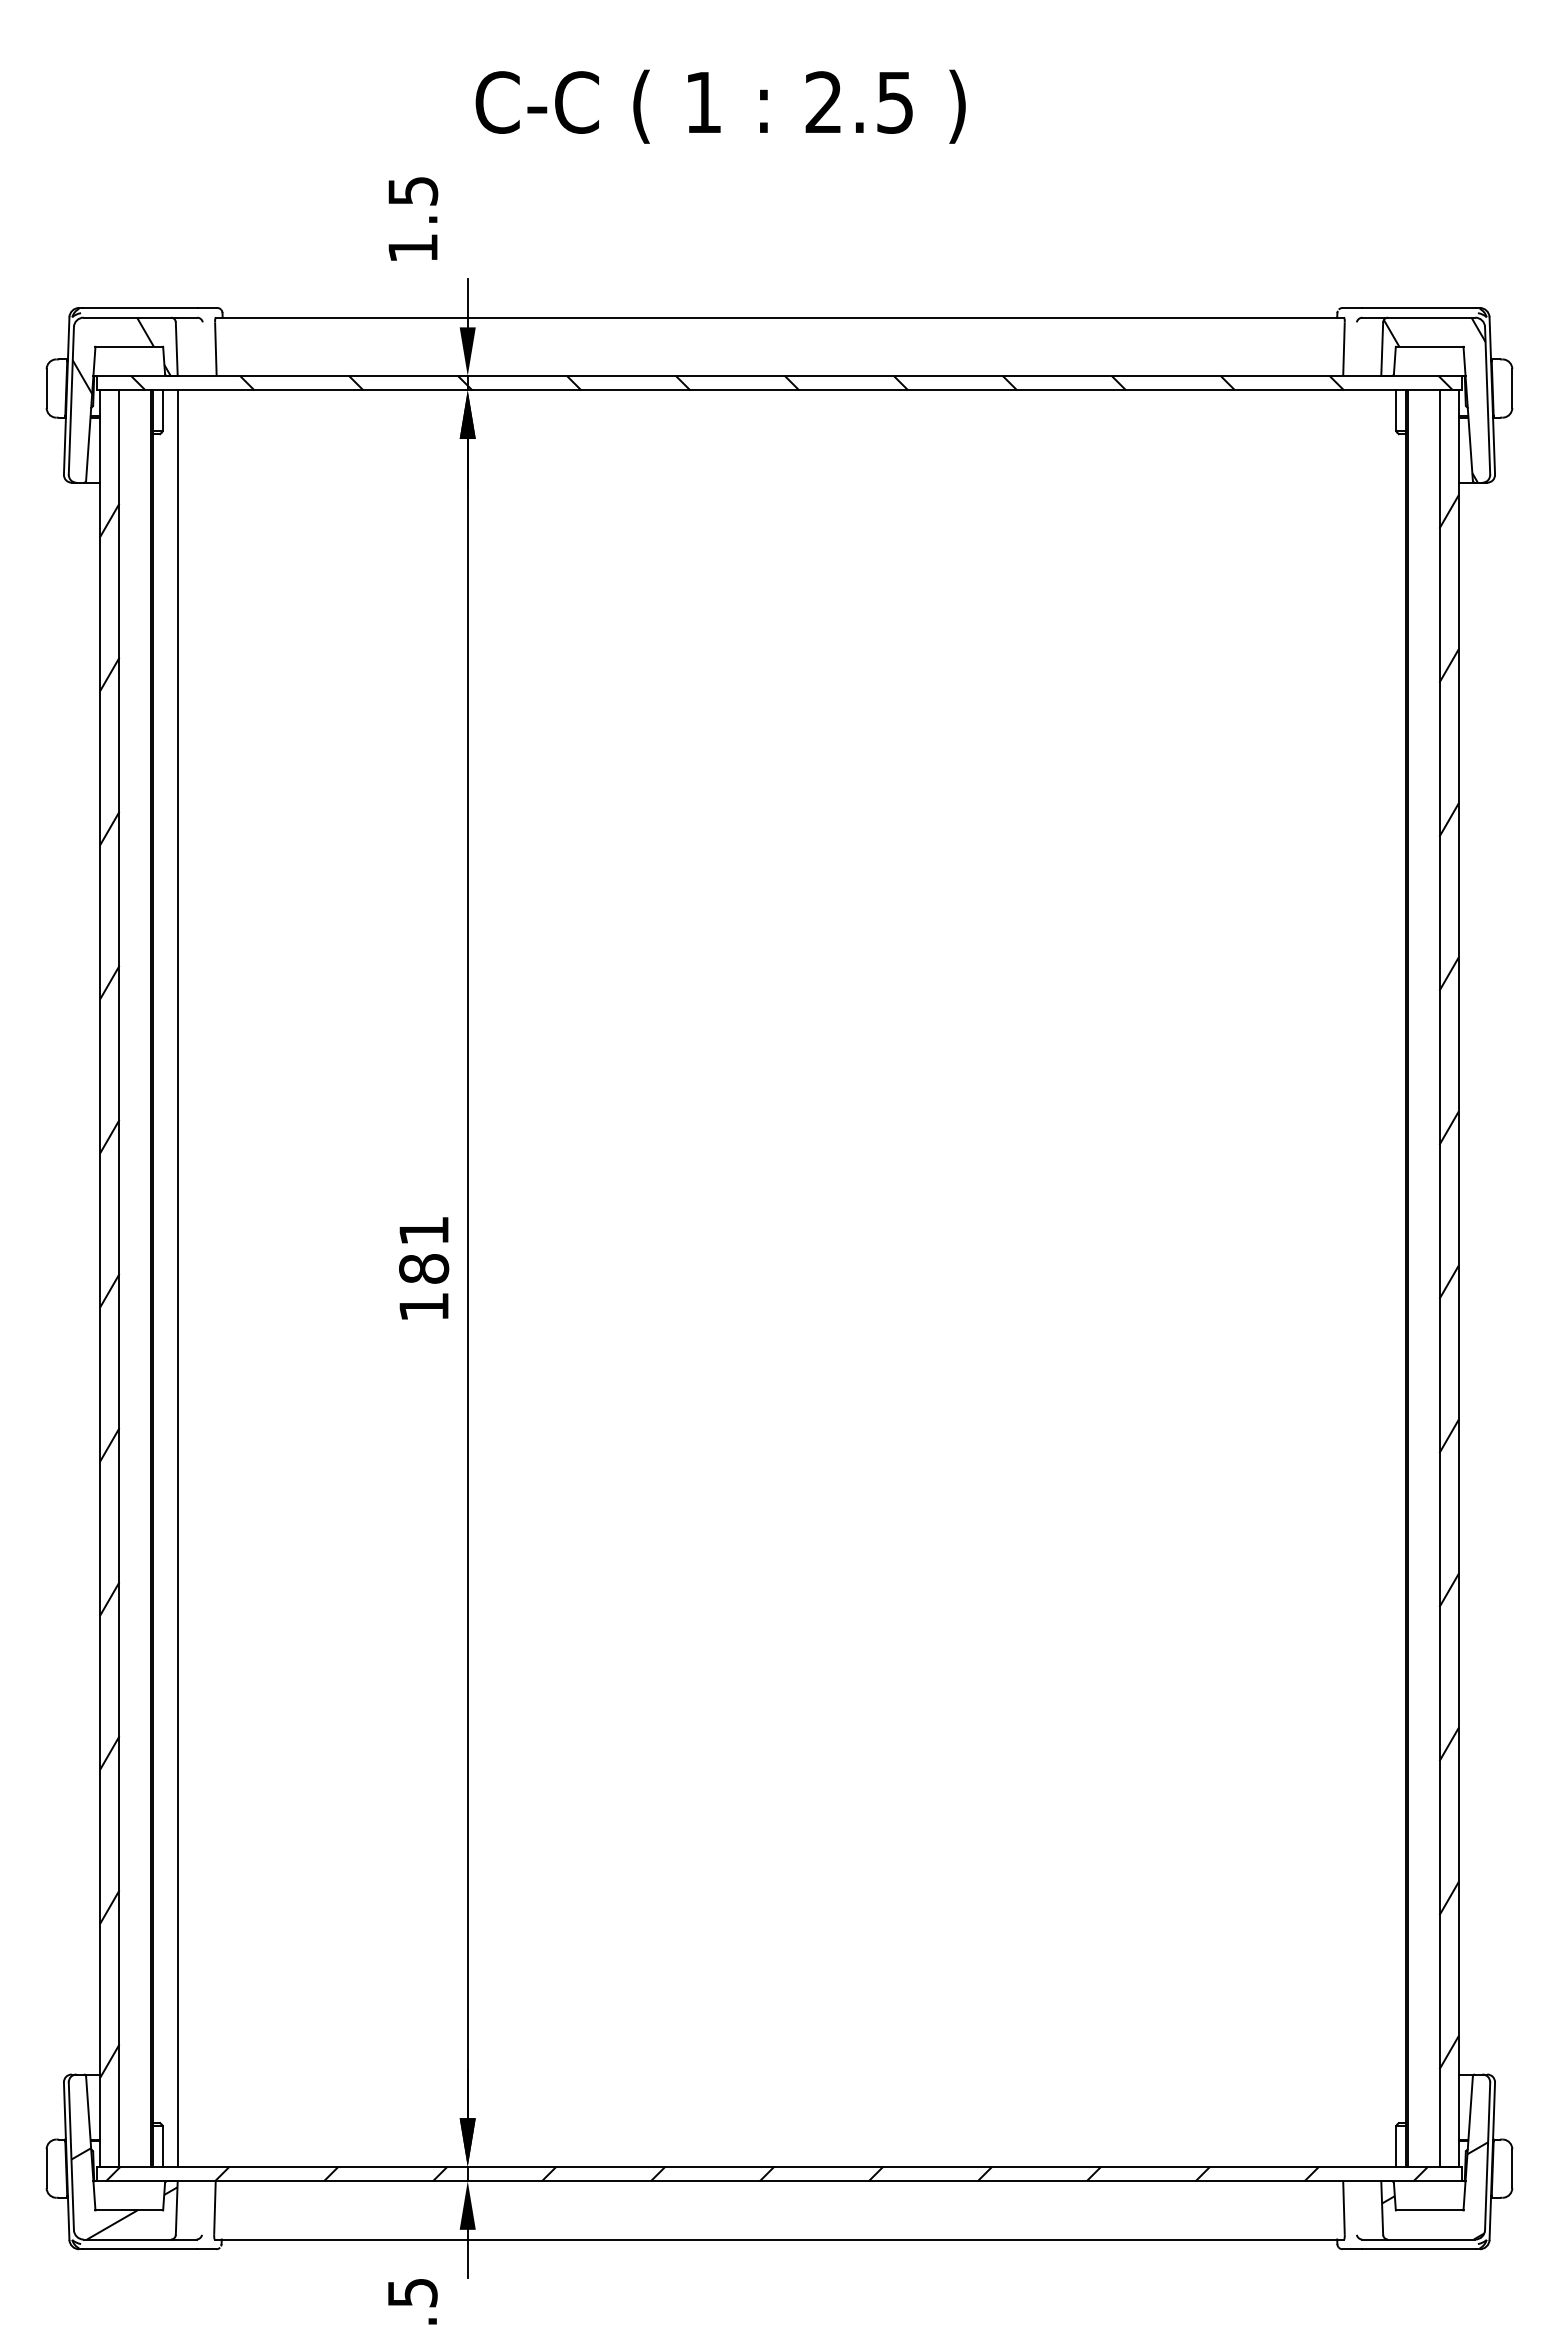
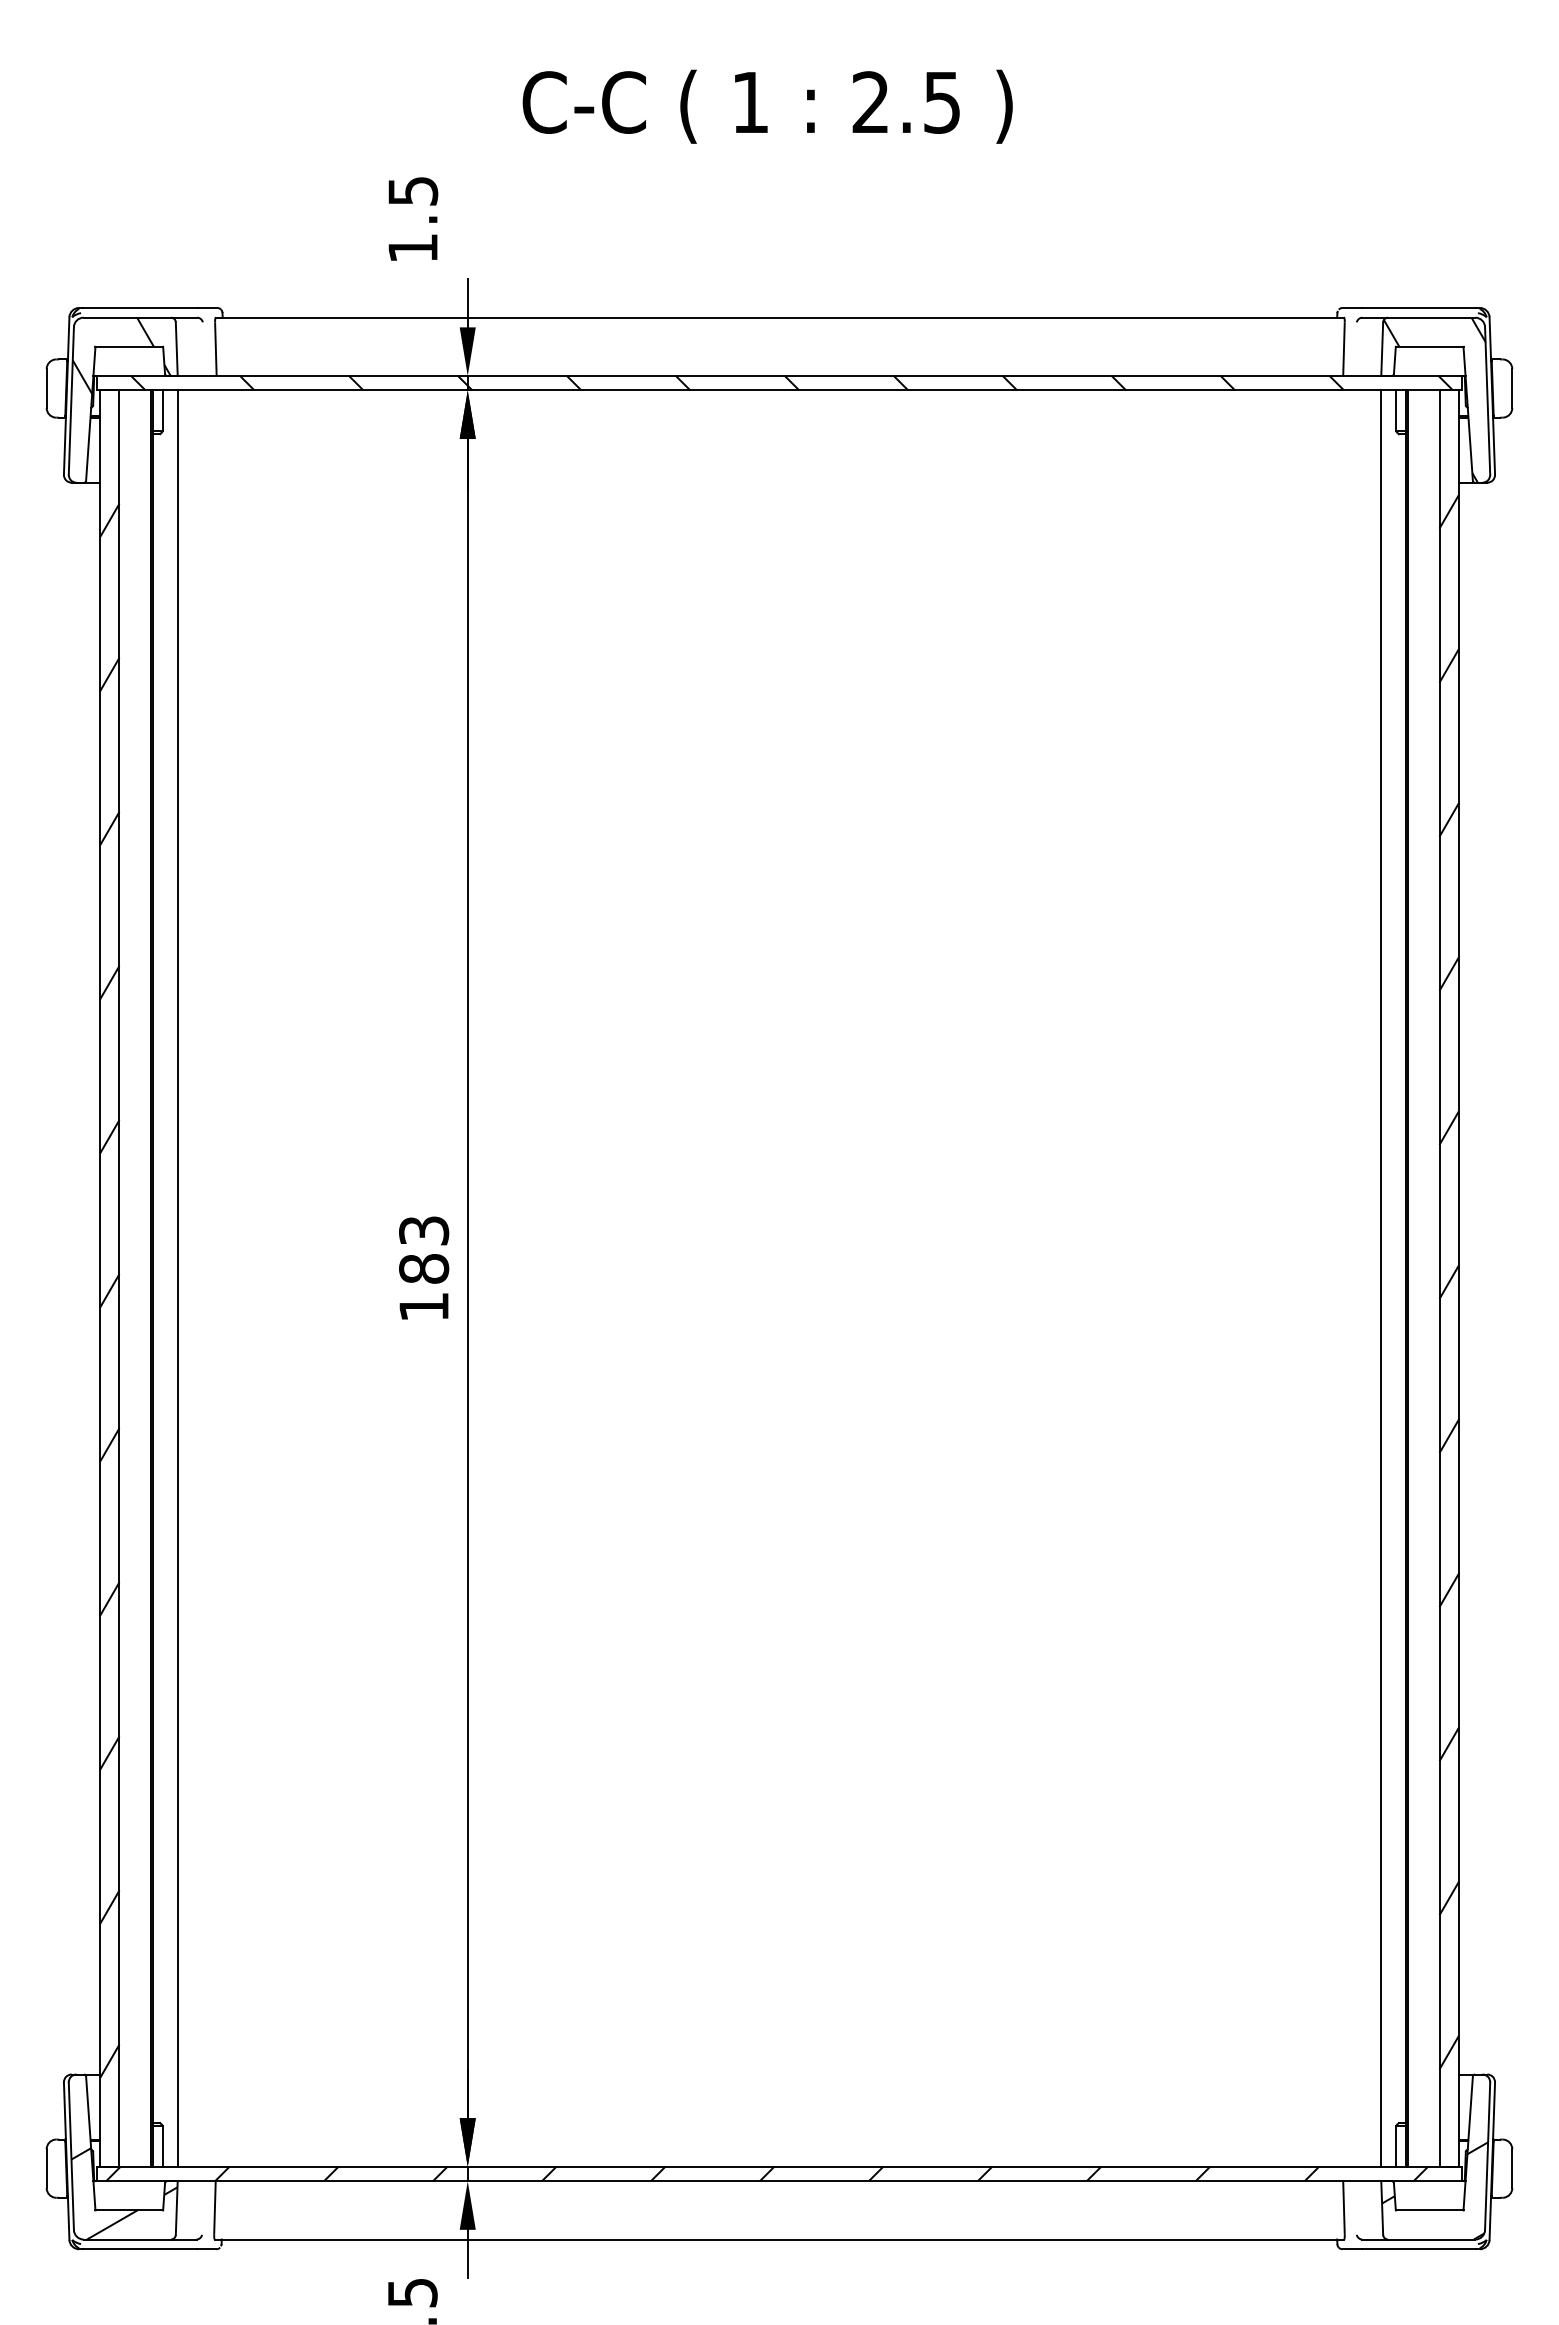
text position: (720, 106) -> (767, 106) (767, 106)
text: 181 -> 183 (424, 1230)
line: none -> present (1381, 1278)
